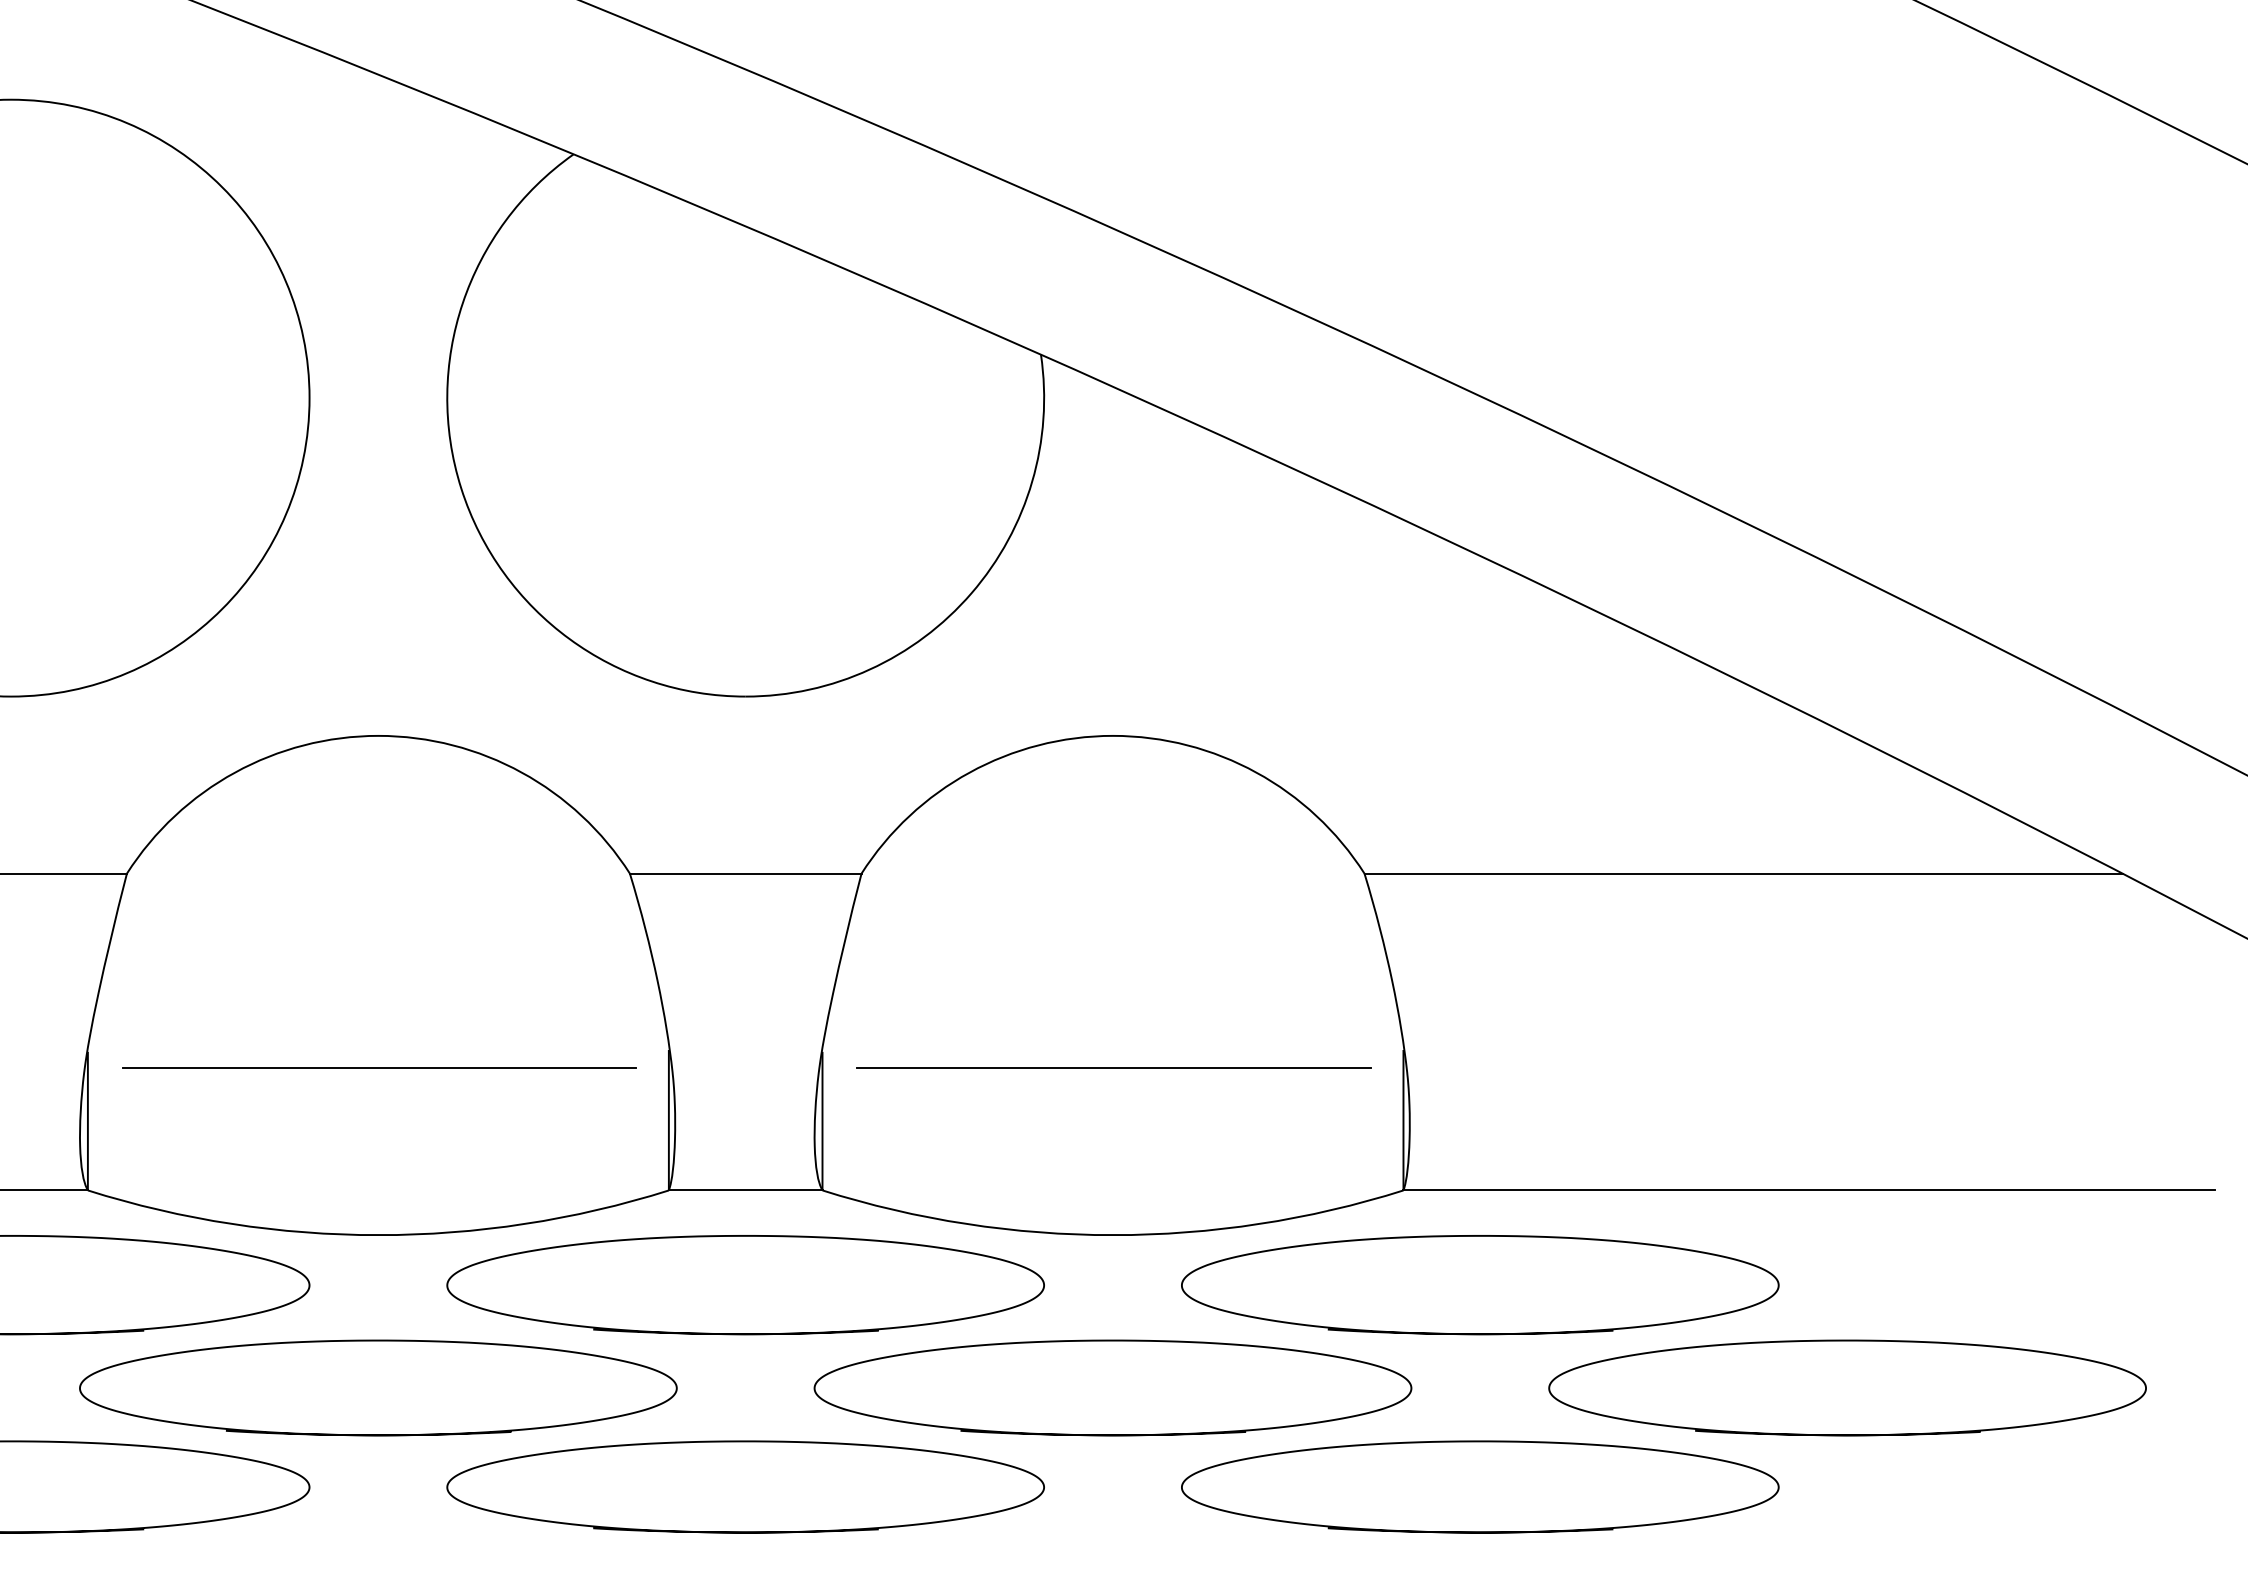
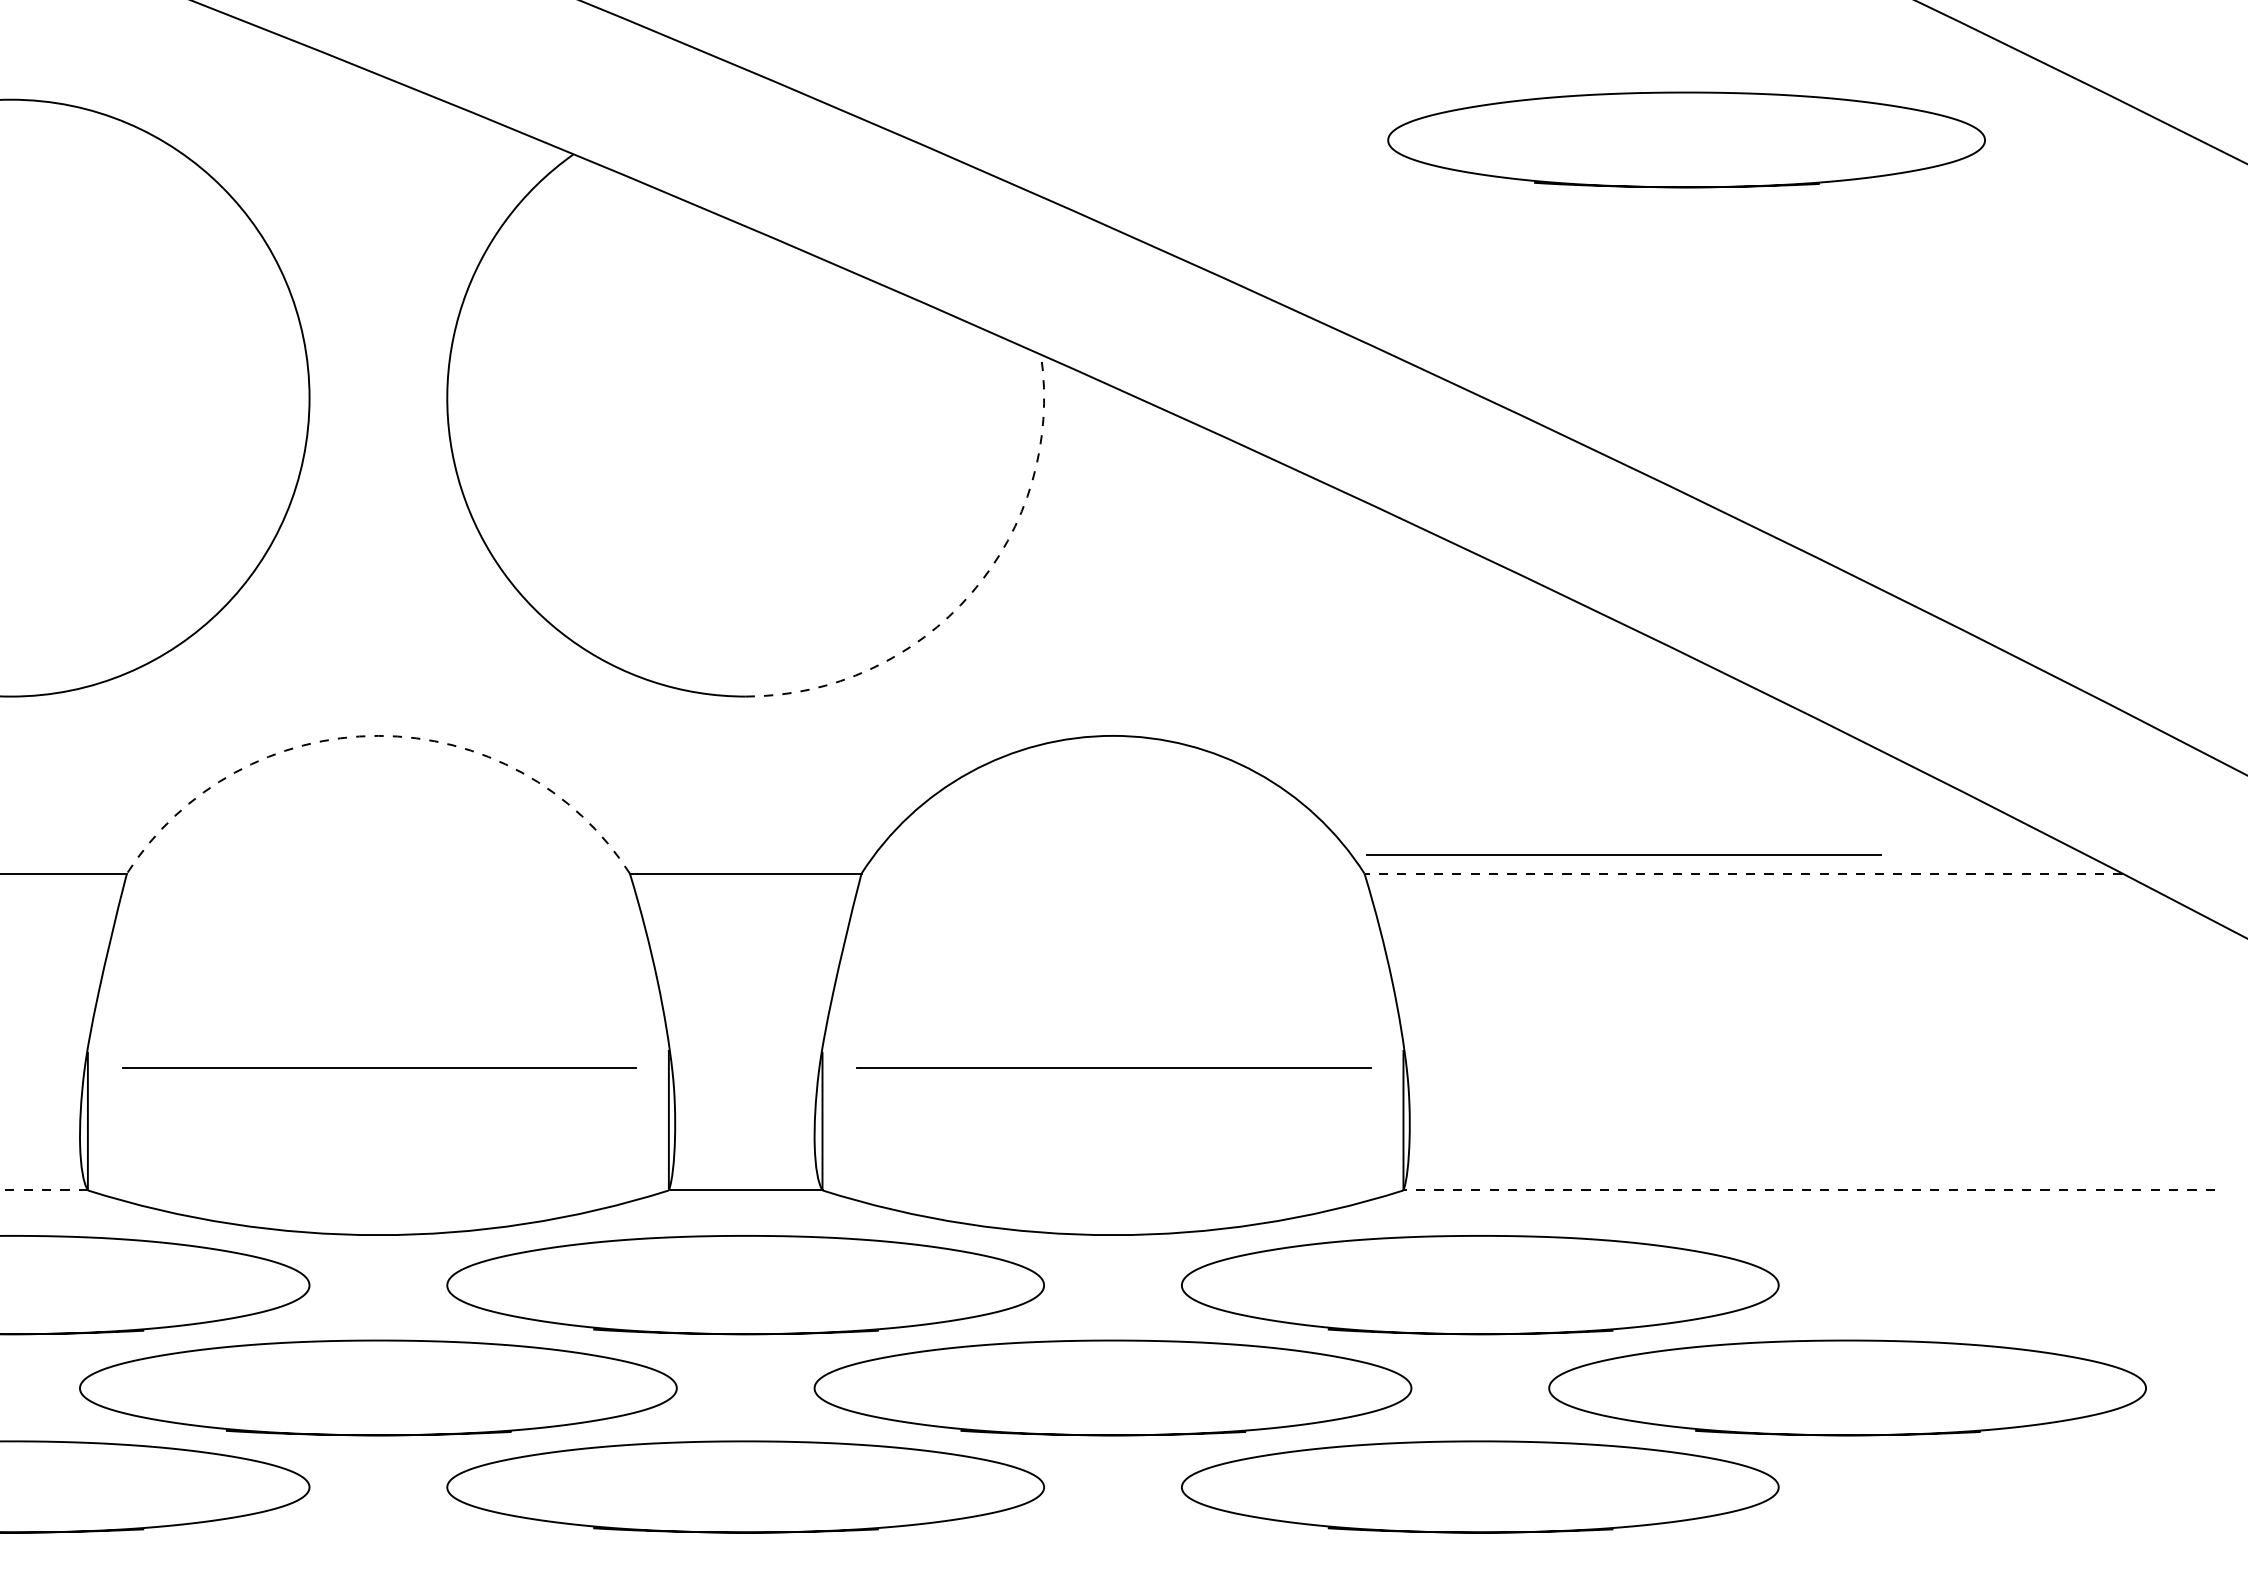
part: none -> present (1686, 139)
arc: solid -> dashed (971, 593)
arc: solid -> dashed (378, 735)
line: none -> present (1623, 854)
line: solid -> dashed (1743, 873)
line: solid -> dashed (44, 1190)
line: solid -> dashed (1809, 1190)
